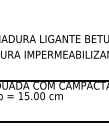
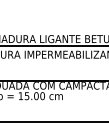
line: none -> present (53, 46)
